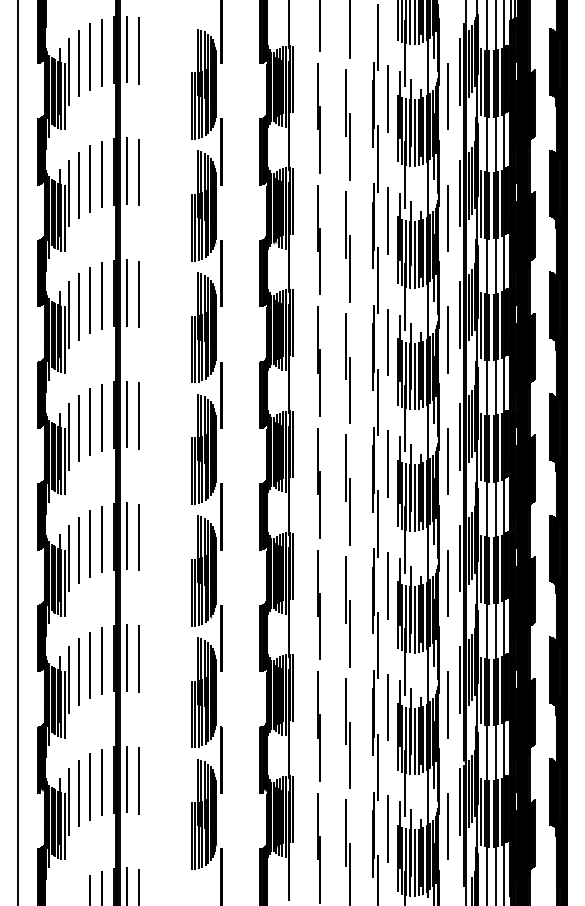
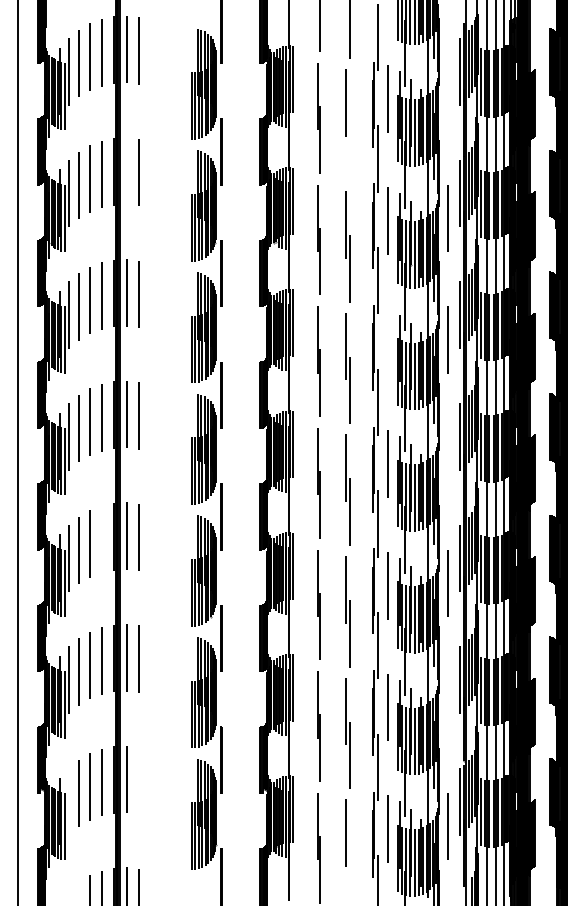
line: present -> none (447, 96)
line: present -> none (349, 146)
line: present -> none (126, 170)
line: present -> none (387, 342)
line: present -> none (447, 461)
line: present -> none (101, 539)
line: present -> none (447, 704)
line: present -> none (139, 780)
line: present -> none (68, 801)
line: present -> none (349, 872)
